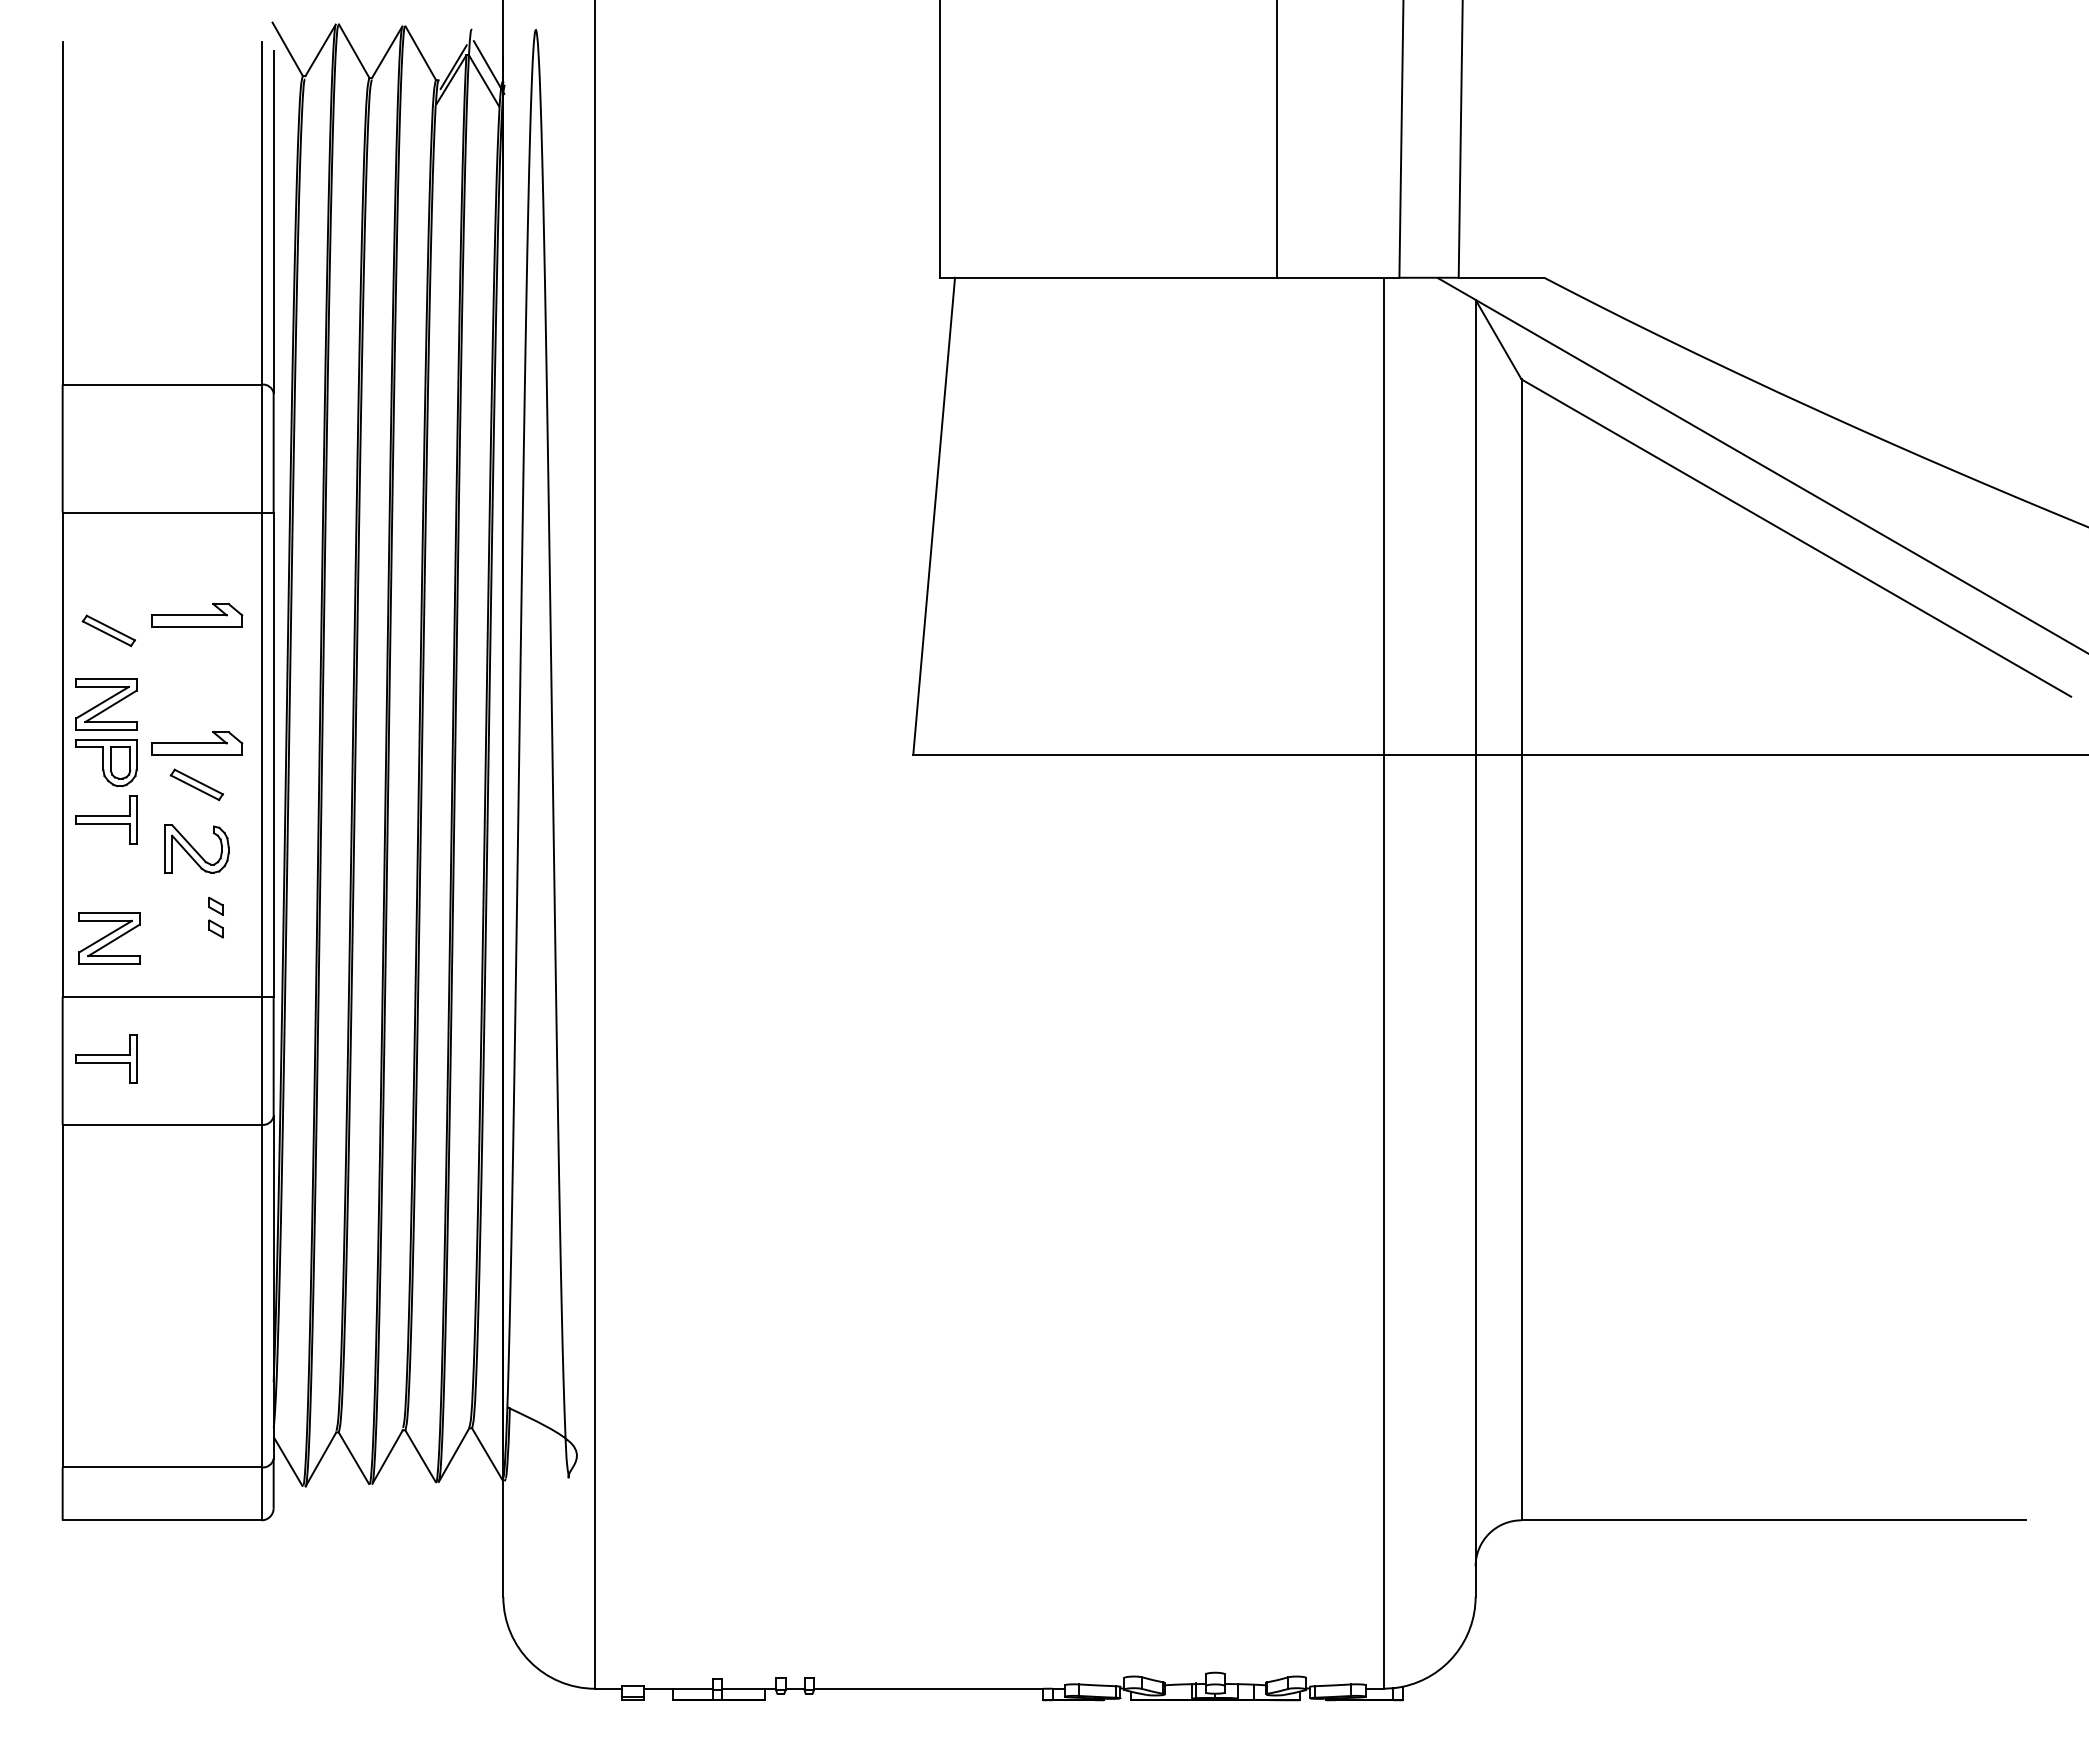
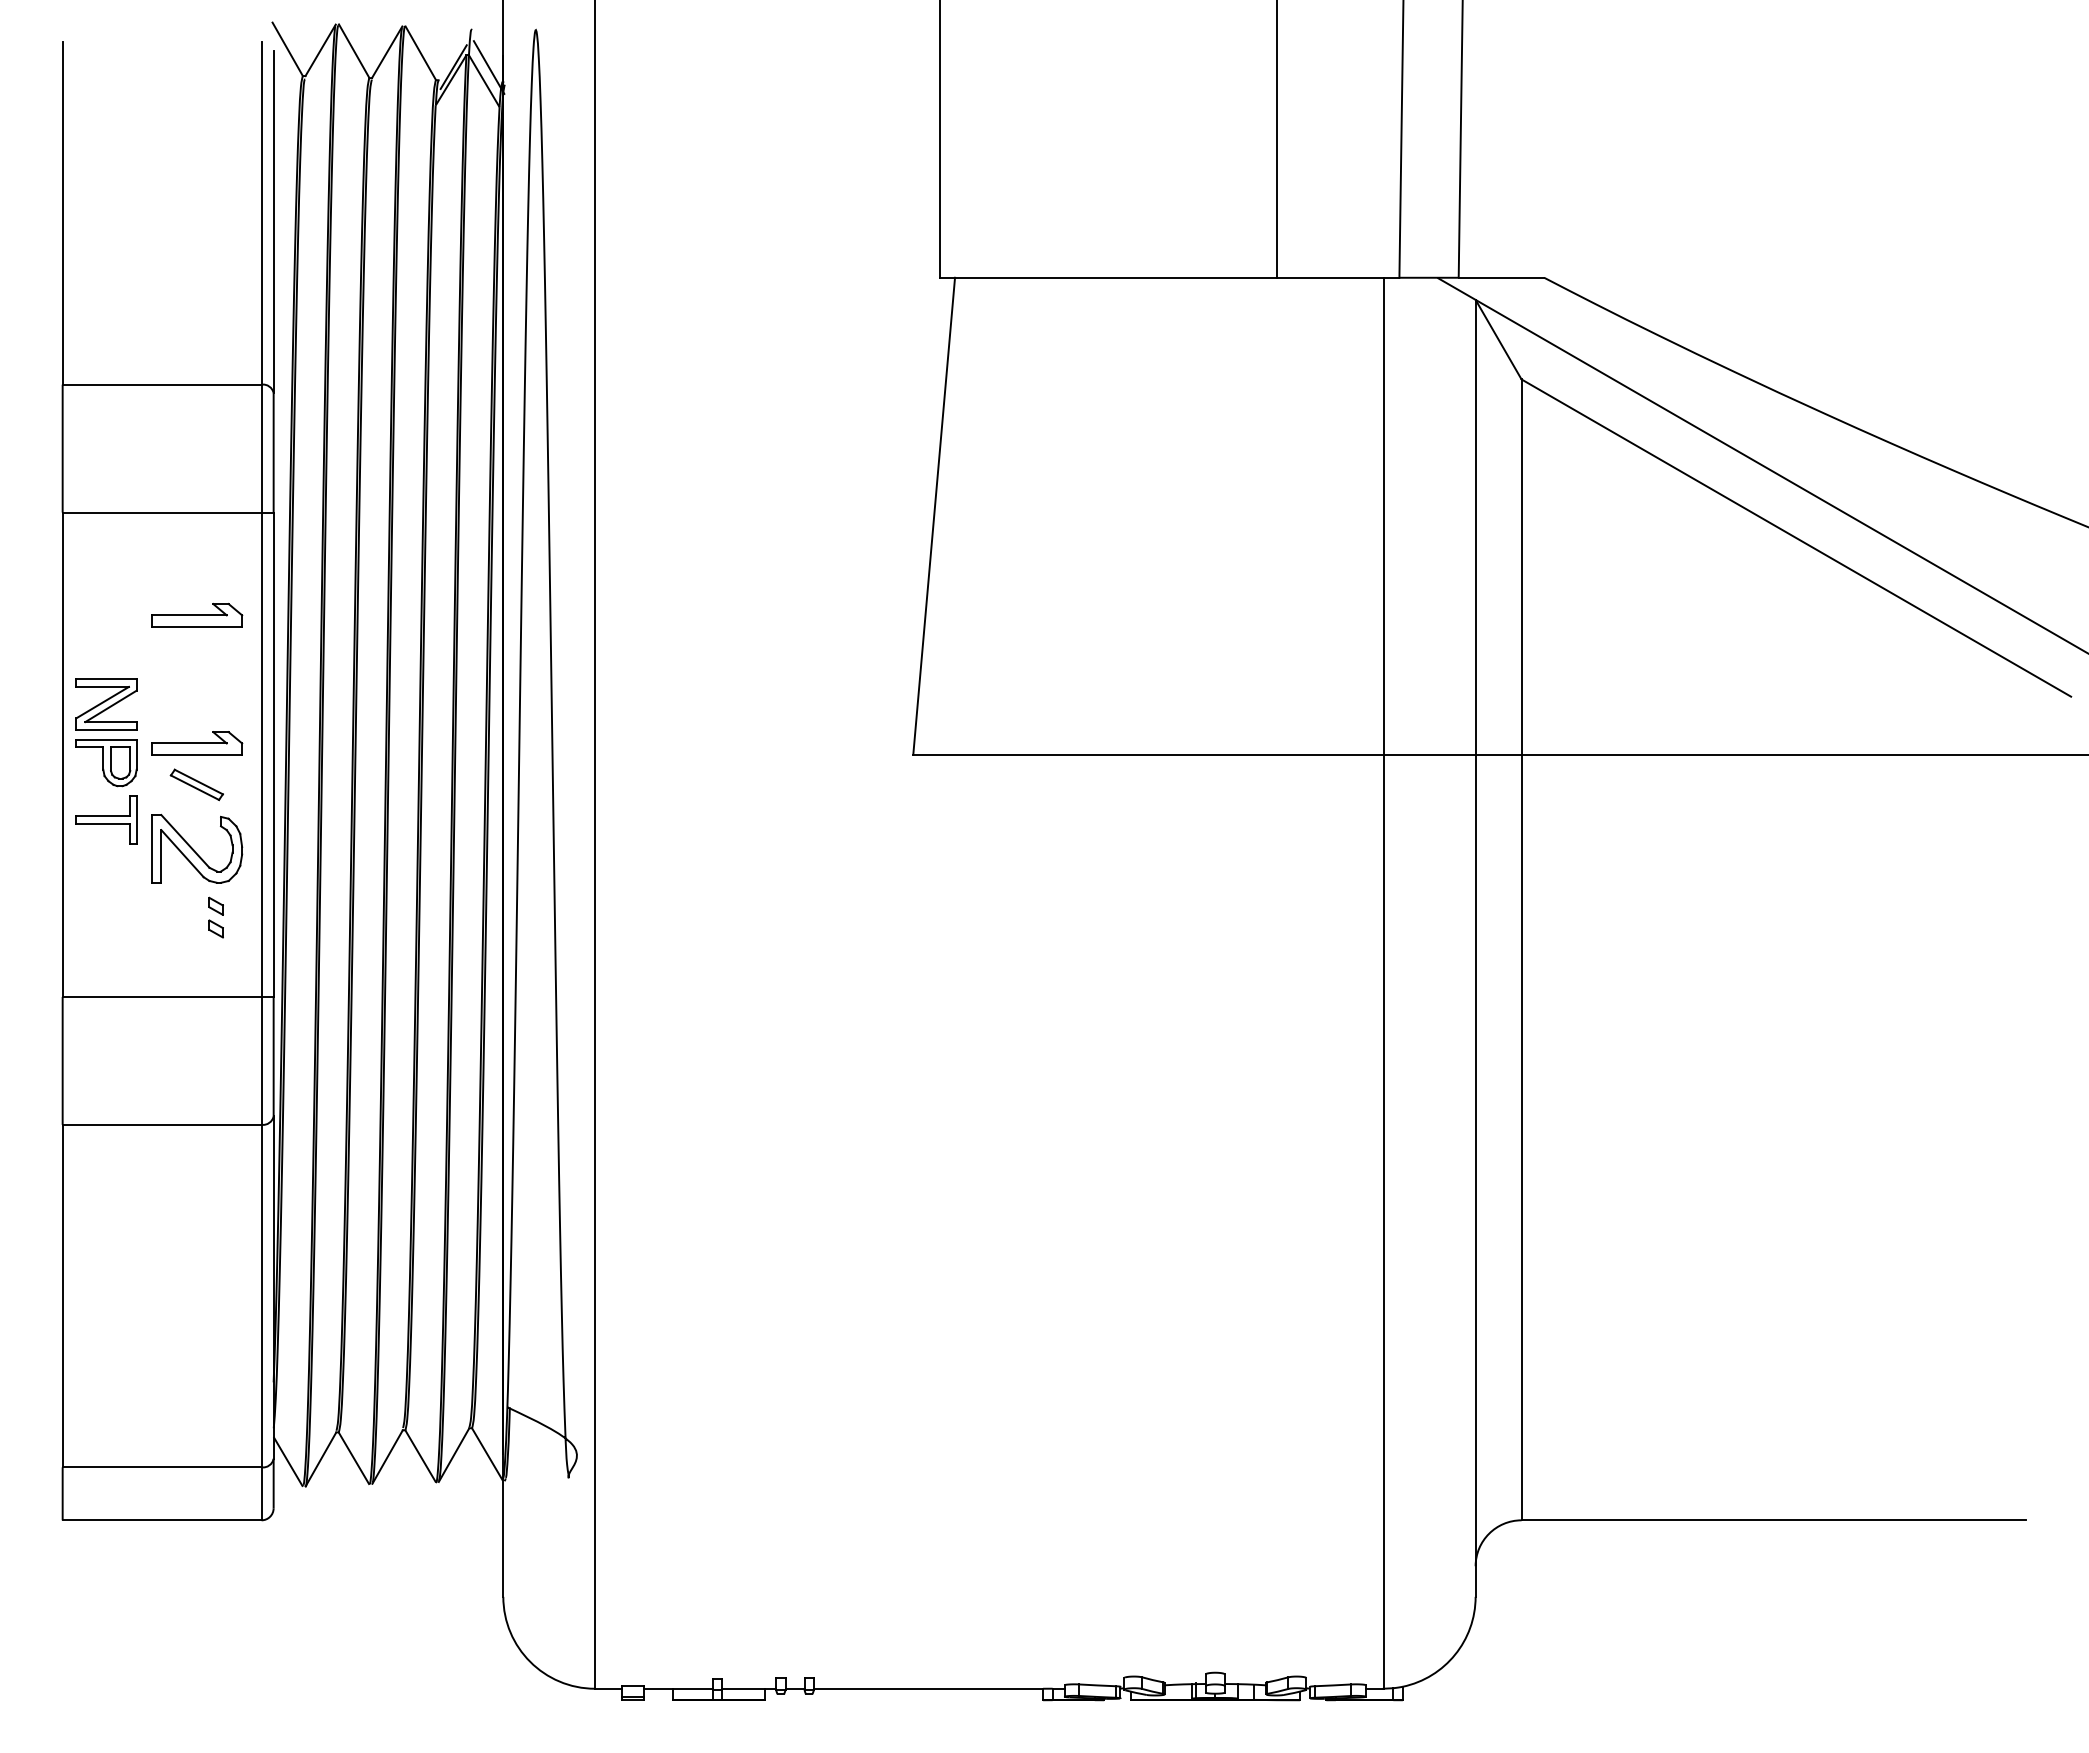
part: present -> none (108, 630)
part size: 66x50 px -> 93x70 px (197, 848)
part: present -> none (109, 938)
part: present -> none (106, 1058)
